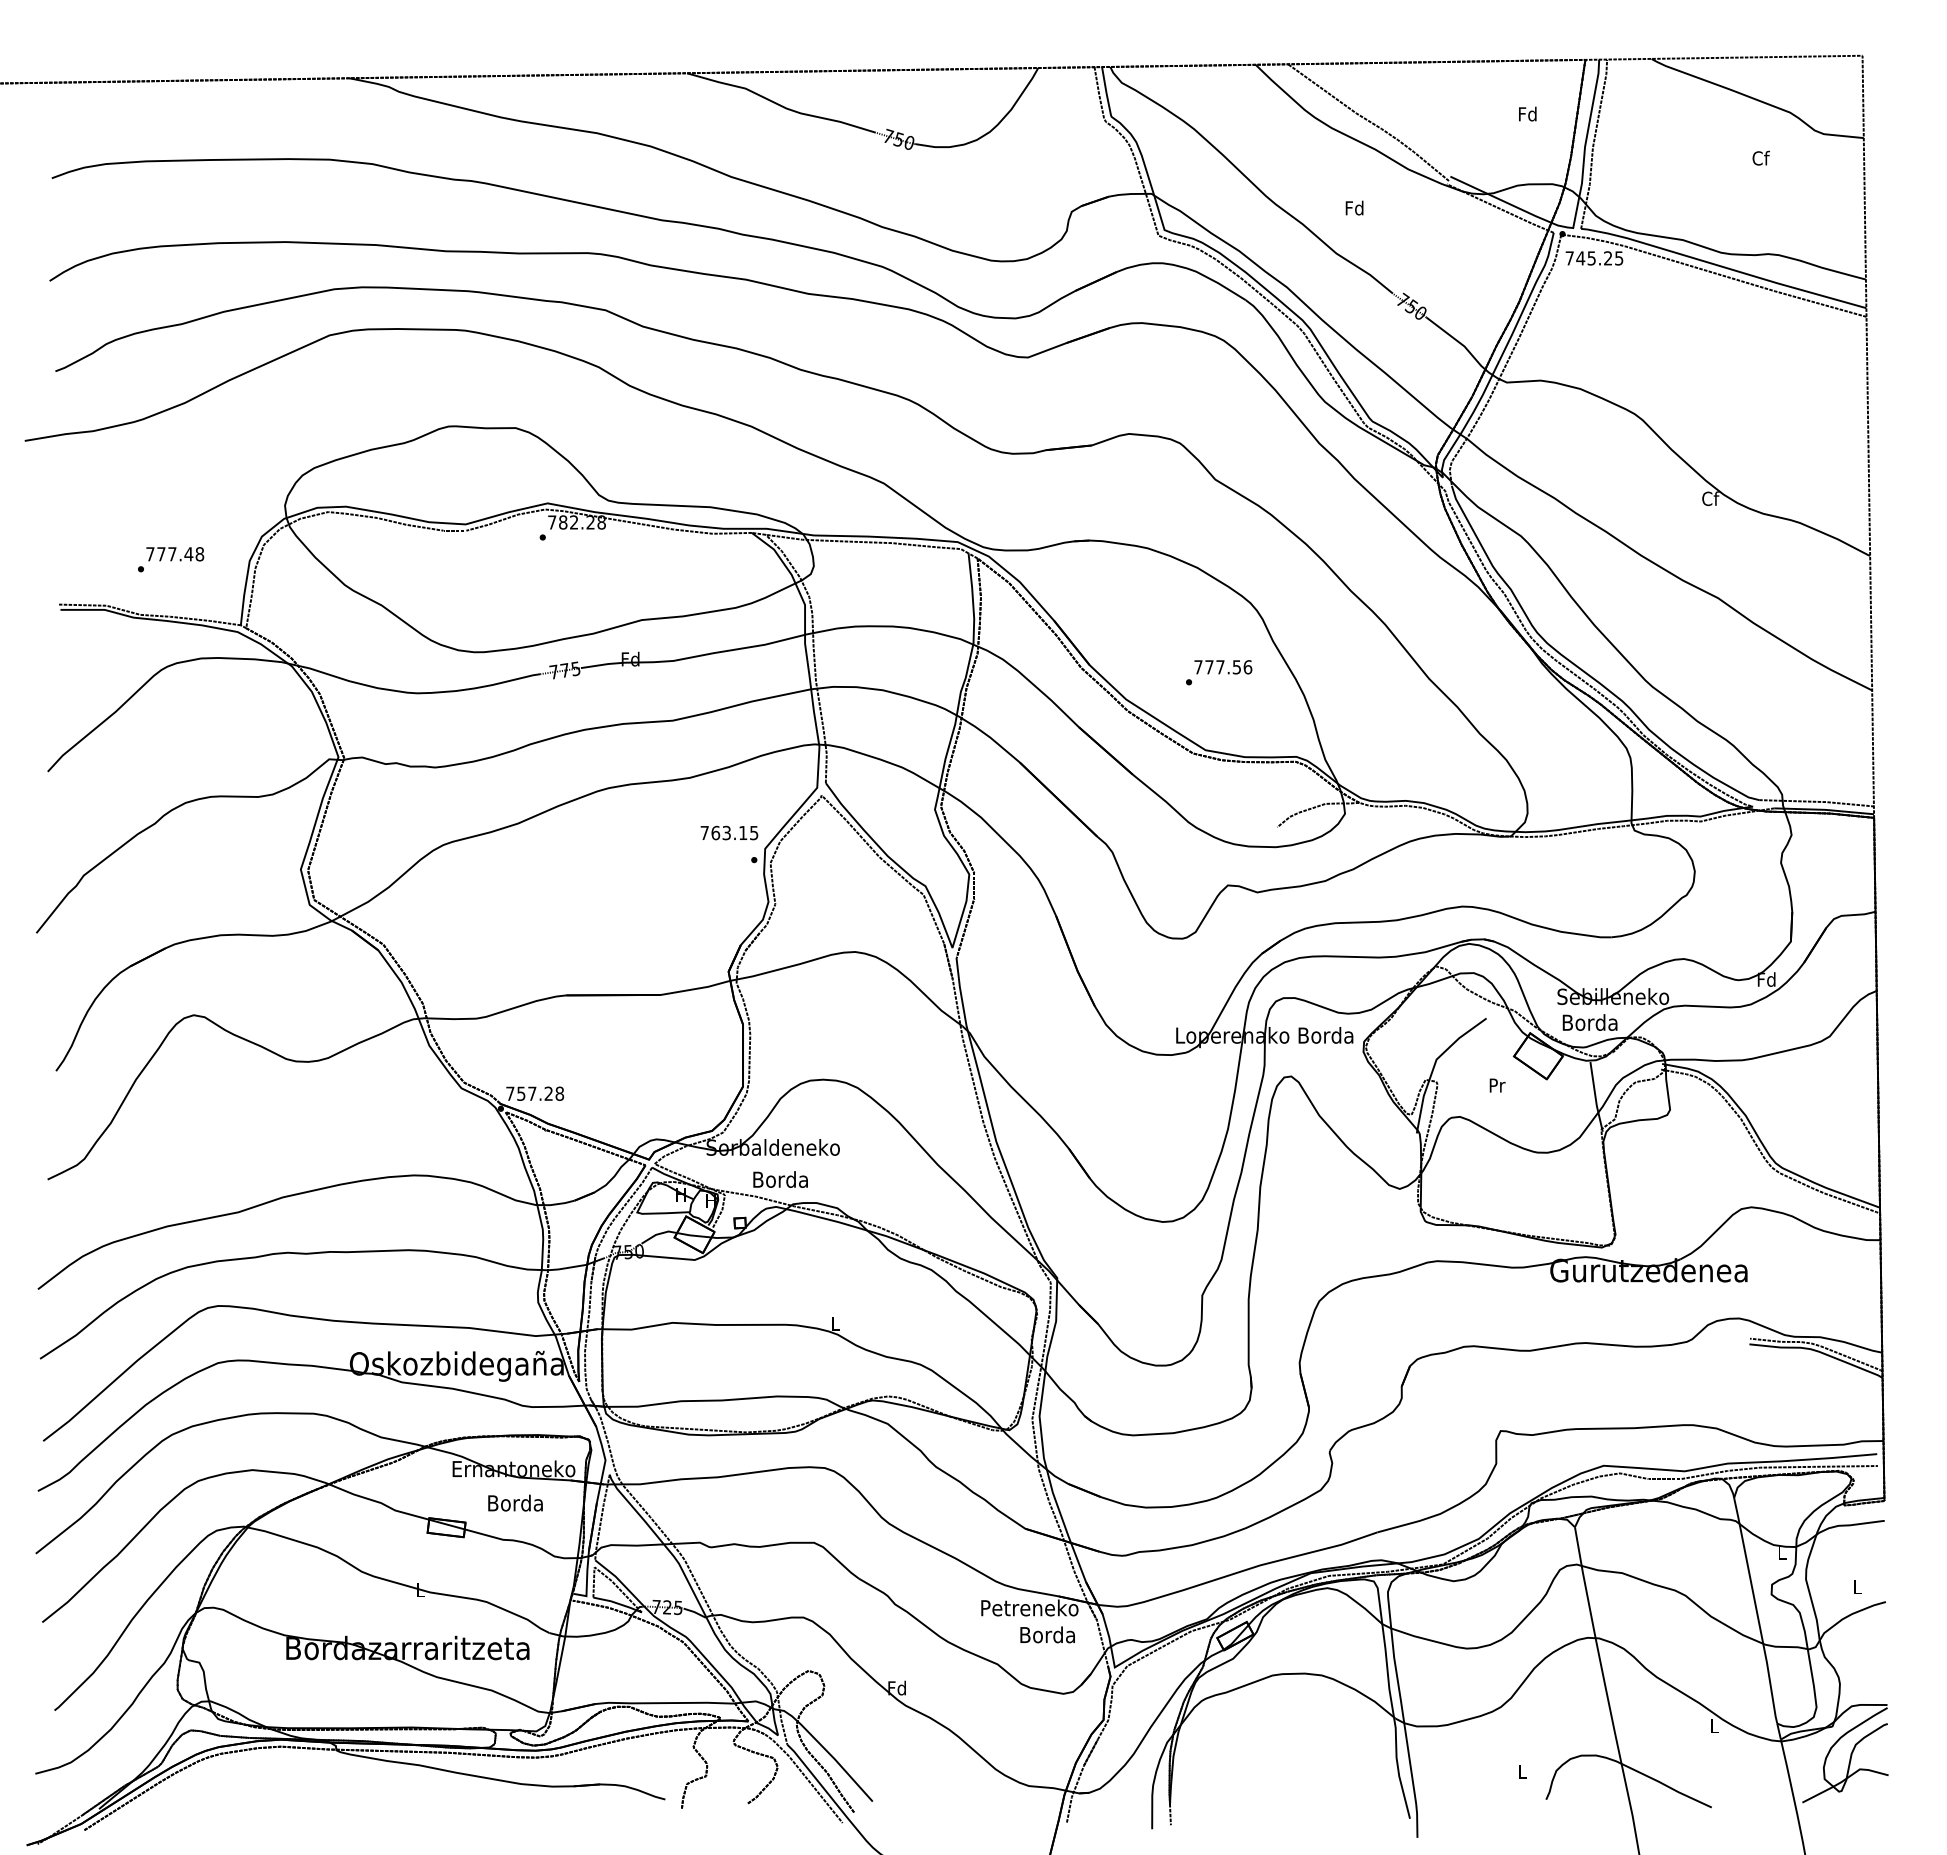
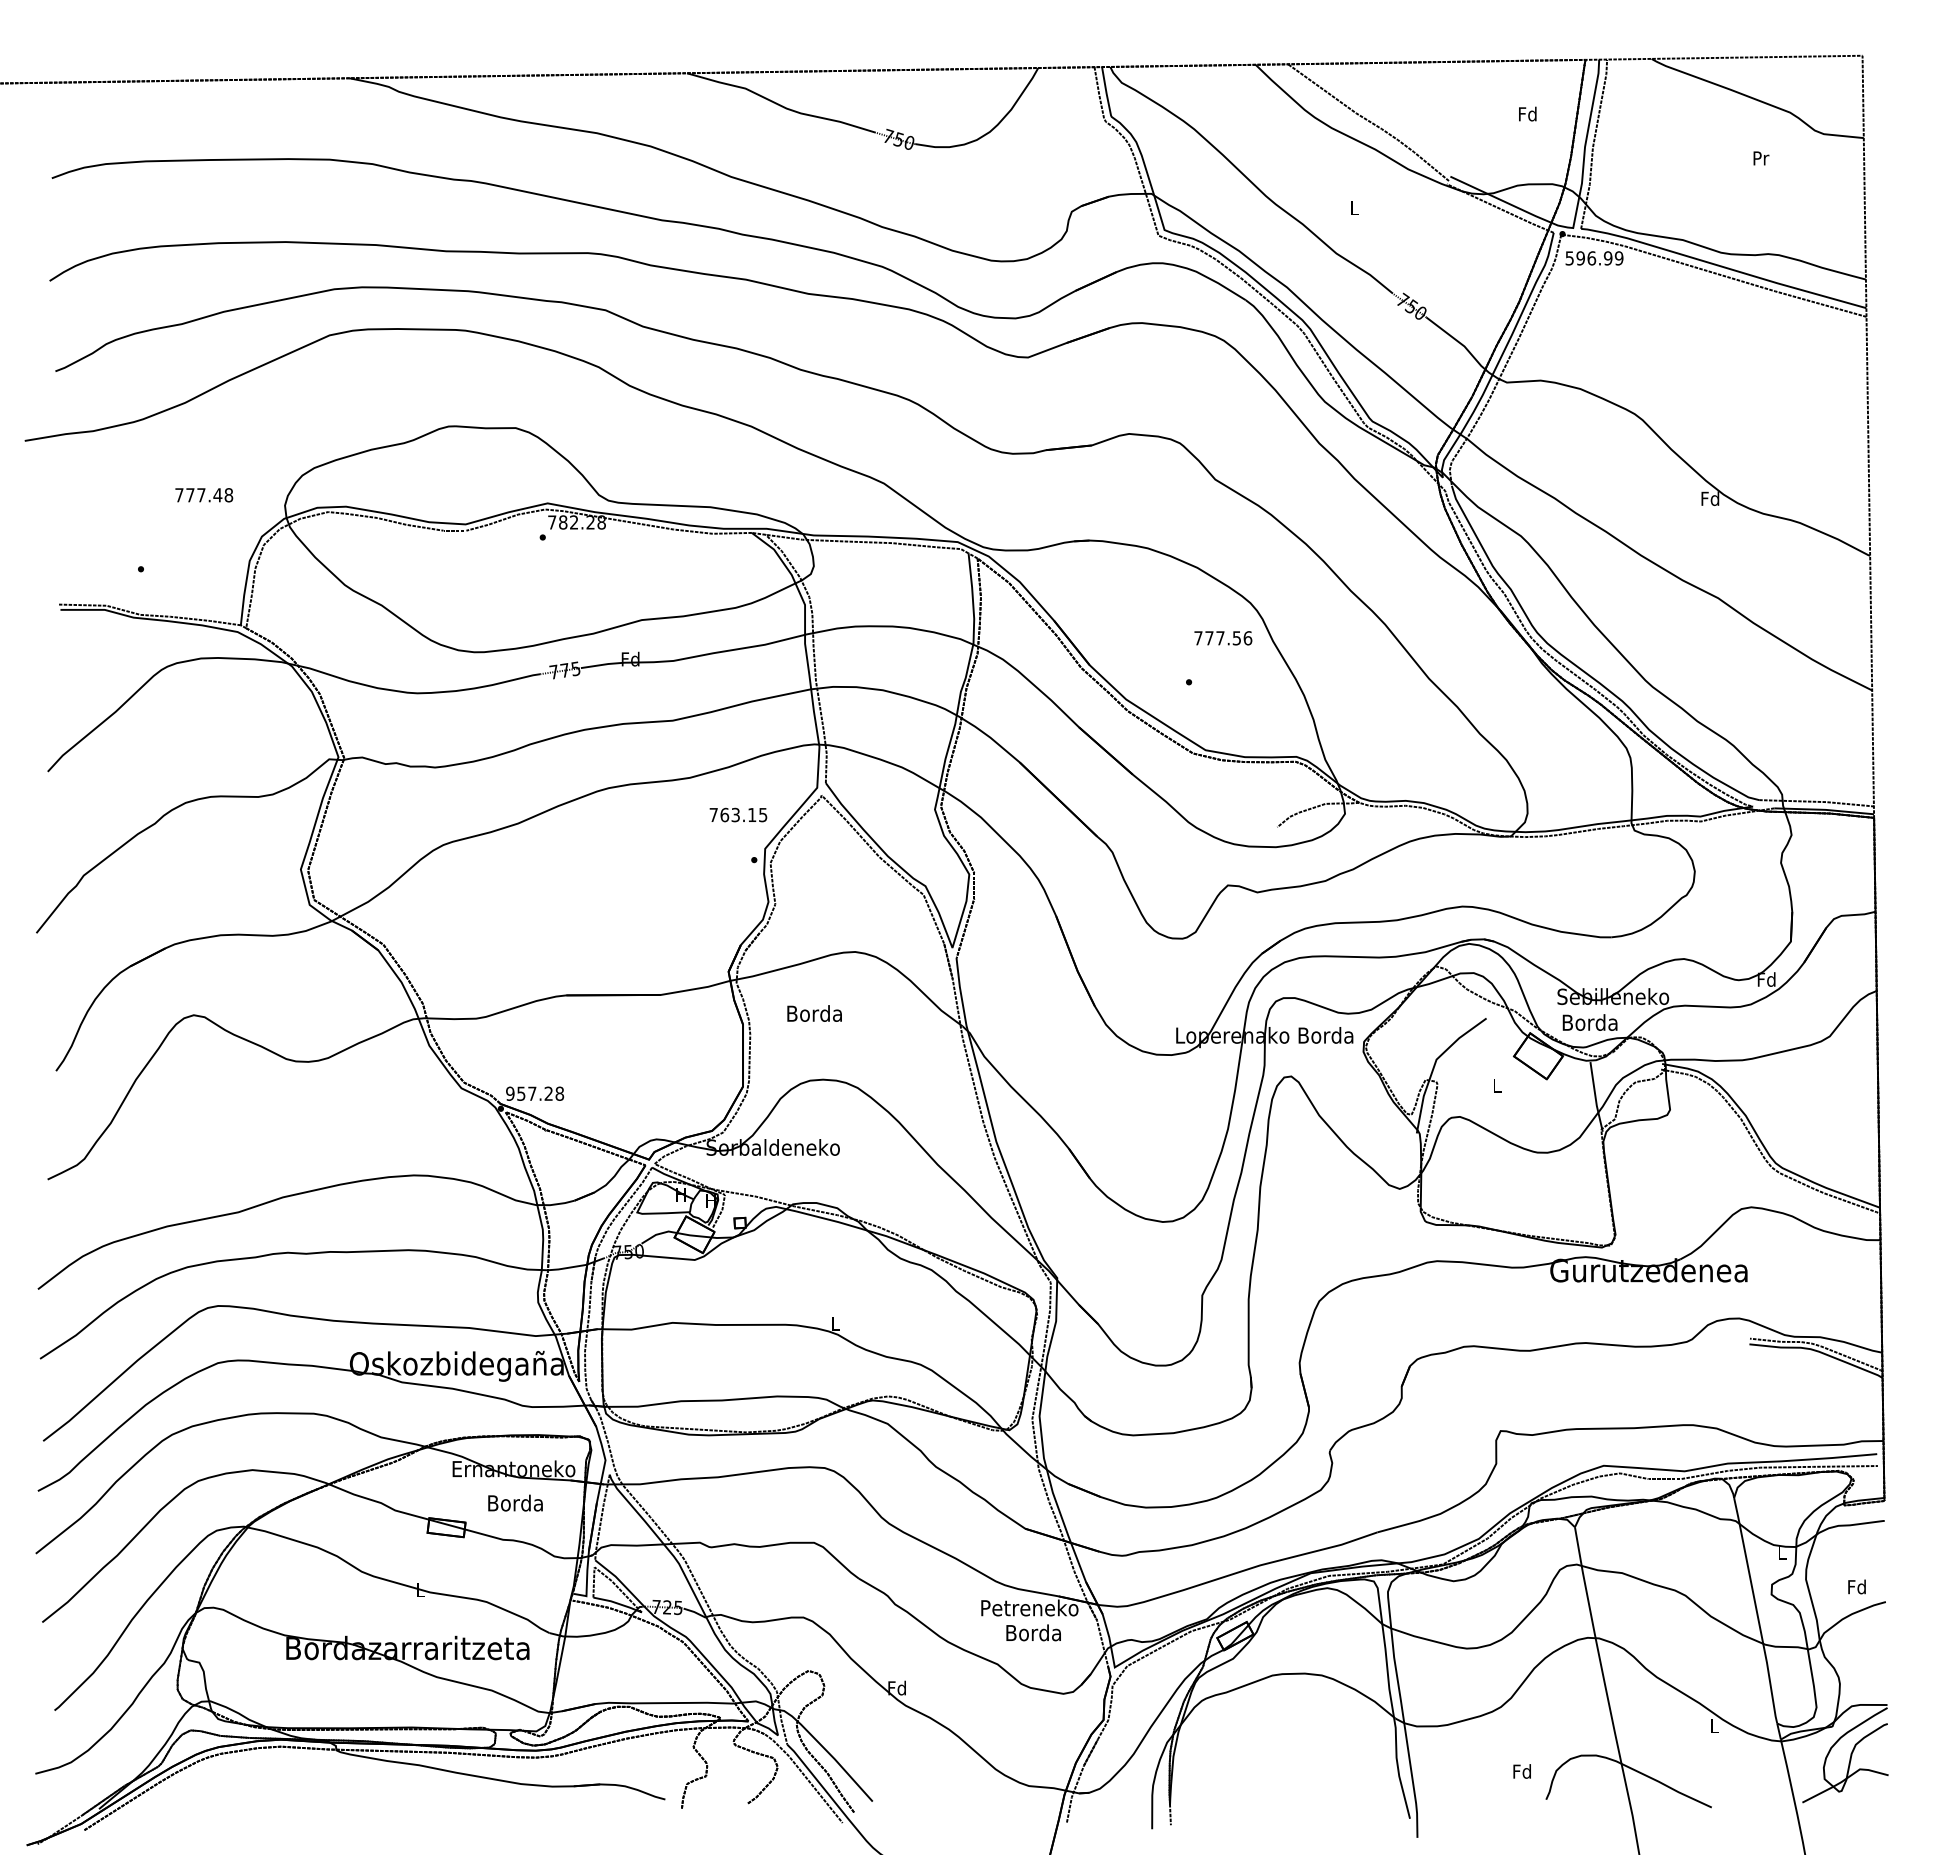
text: Cf -> Pr (1760, 157)
text: Fd -> L (1354, 207)
text: 745.25 -> 596.99 (1594, 258)
text: Cf -> Fd (1710, 498)
text position: (175, 554) -> (204, 495) (204, 495)
text position: (1223, 667) -> (1223, 638) (1223, 638)
text position: (729, 832) -> (738, 814) (738, 814)
text: Pr -> L (1497, 1085)
text: 757.28 -> 957.28 (510, 1093)
text position: (780, 1179) -> (814, 1013) (814, 1013)
text: L -> Fd (1856, 1586)
text position: (1047, 1634) -> (1033, 1632) (1033, 1632)
text: L -> Fd (1521, 1771)
